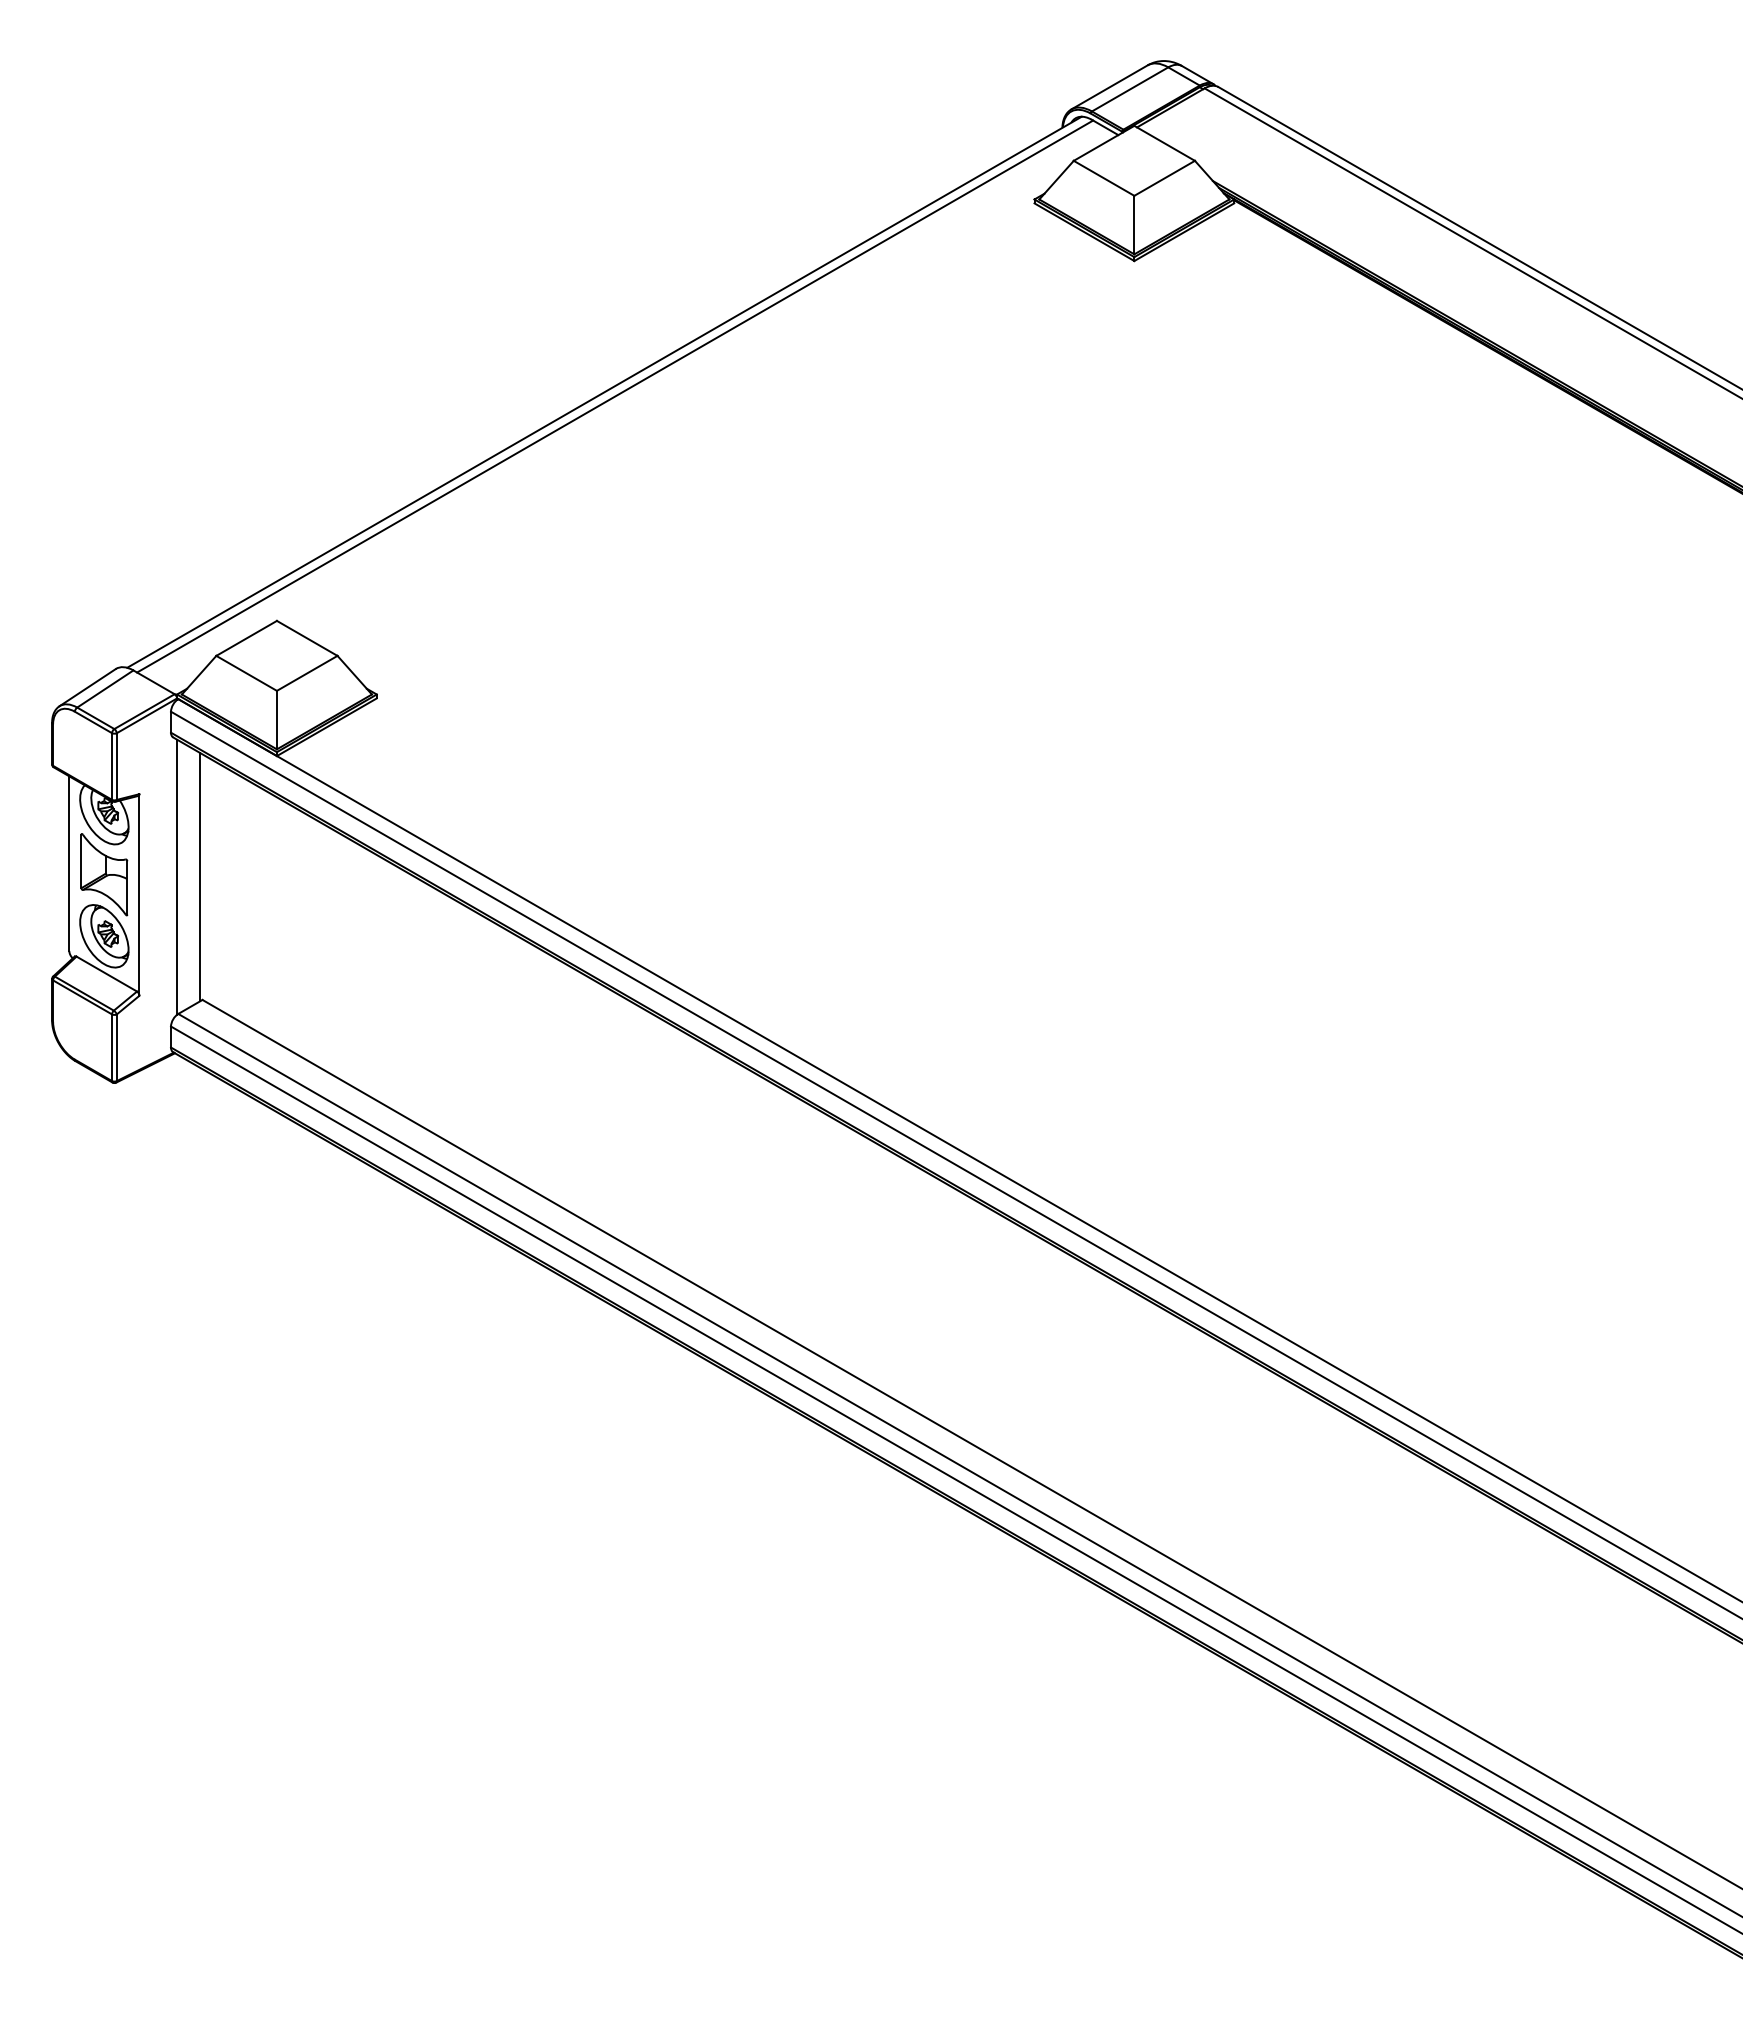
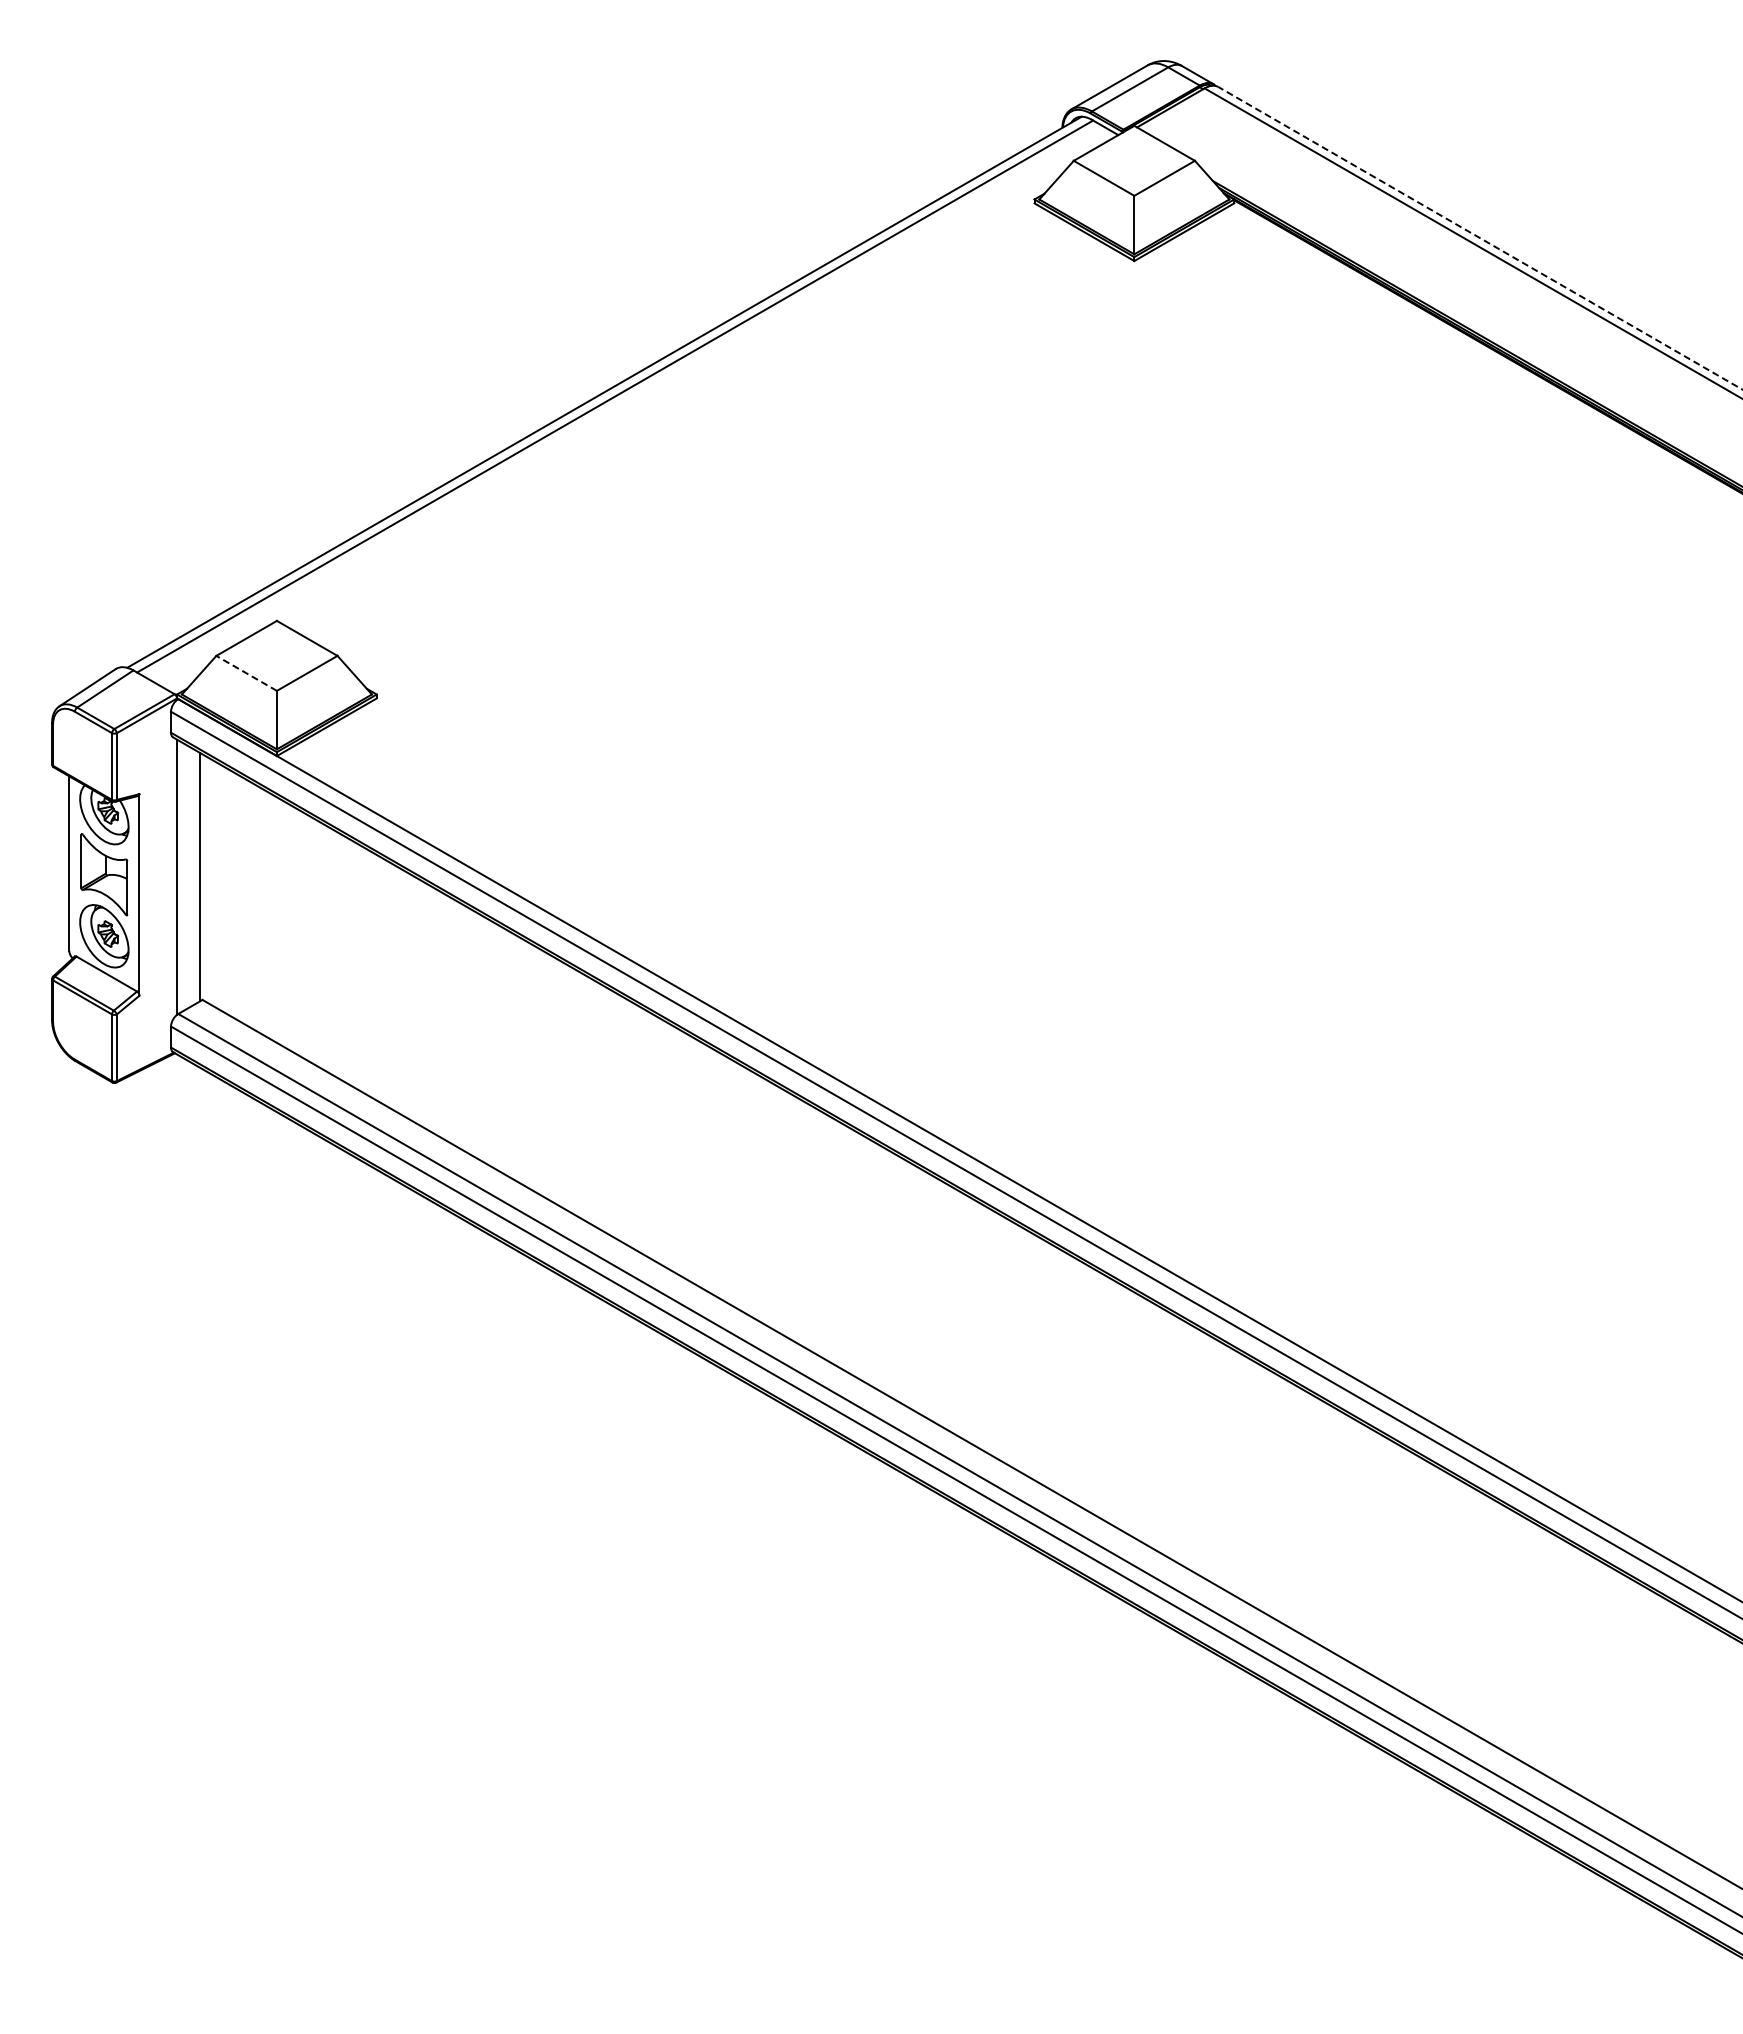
line: solid -> dashed (1479, 238)
line: solid -> dashed (246, 673)
